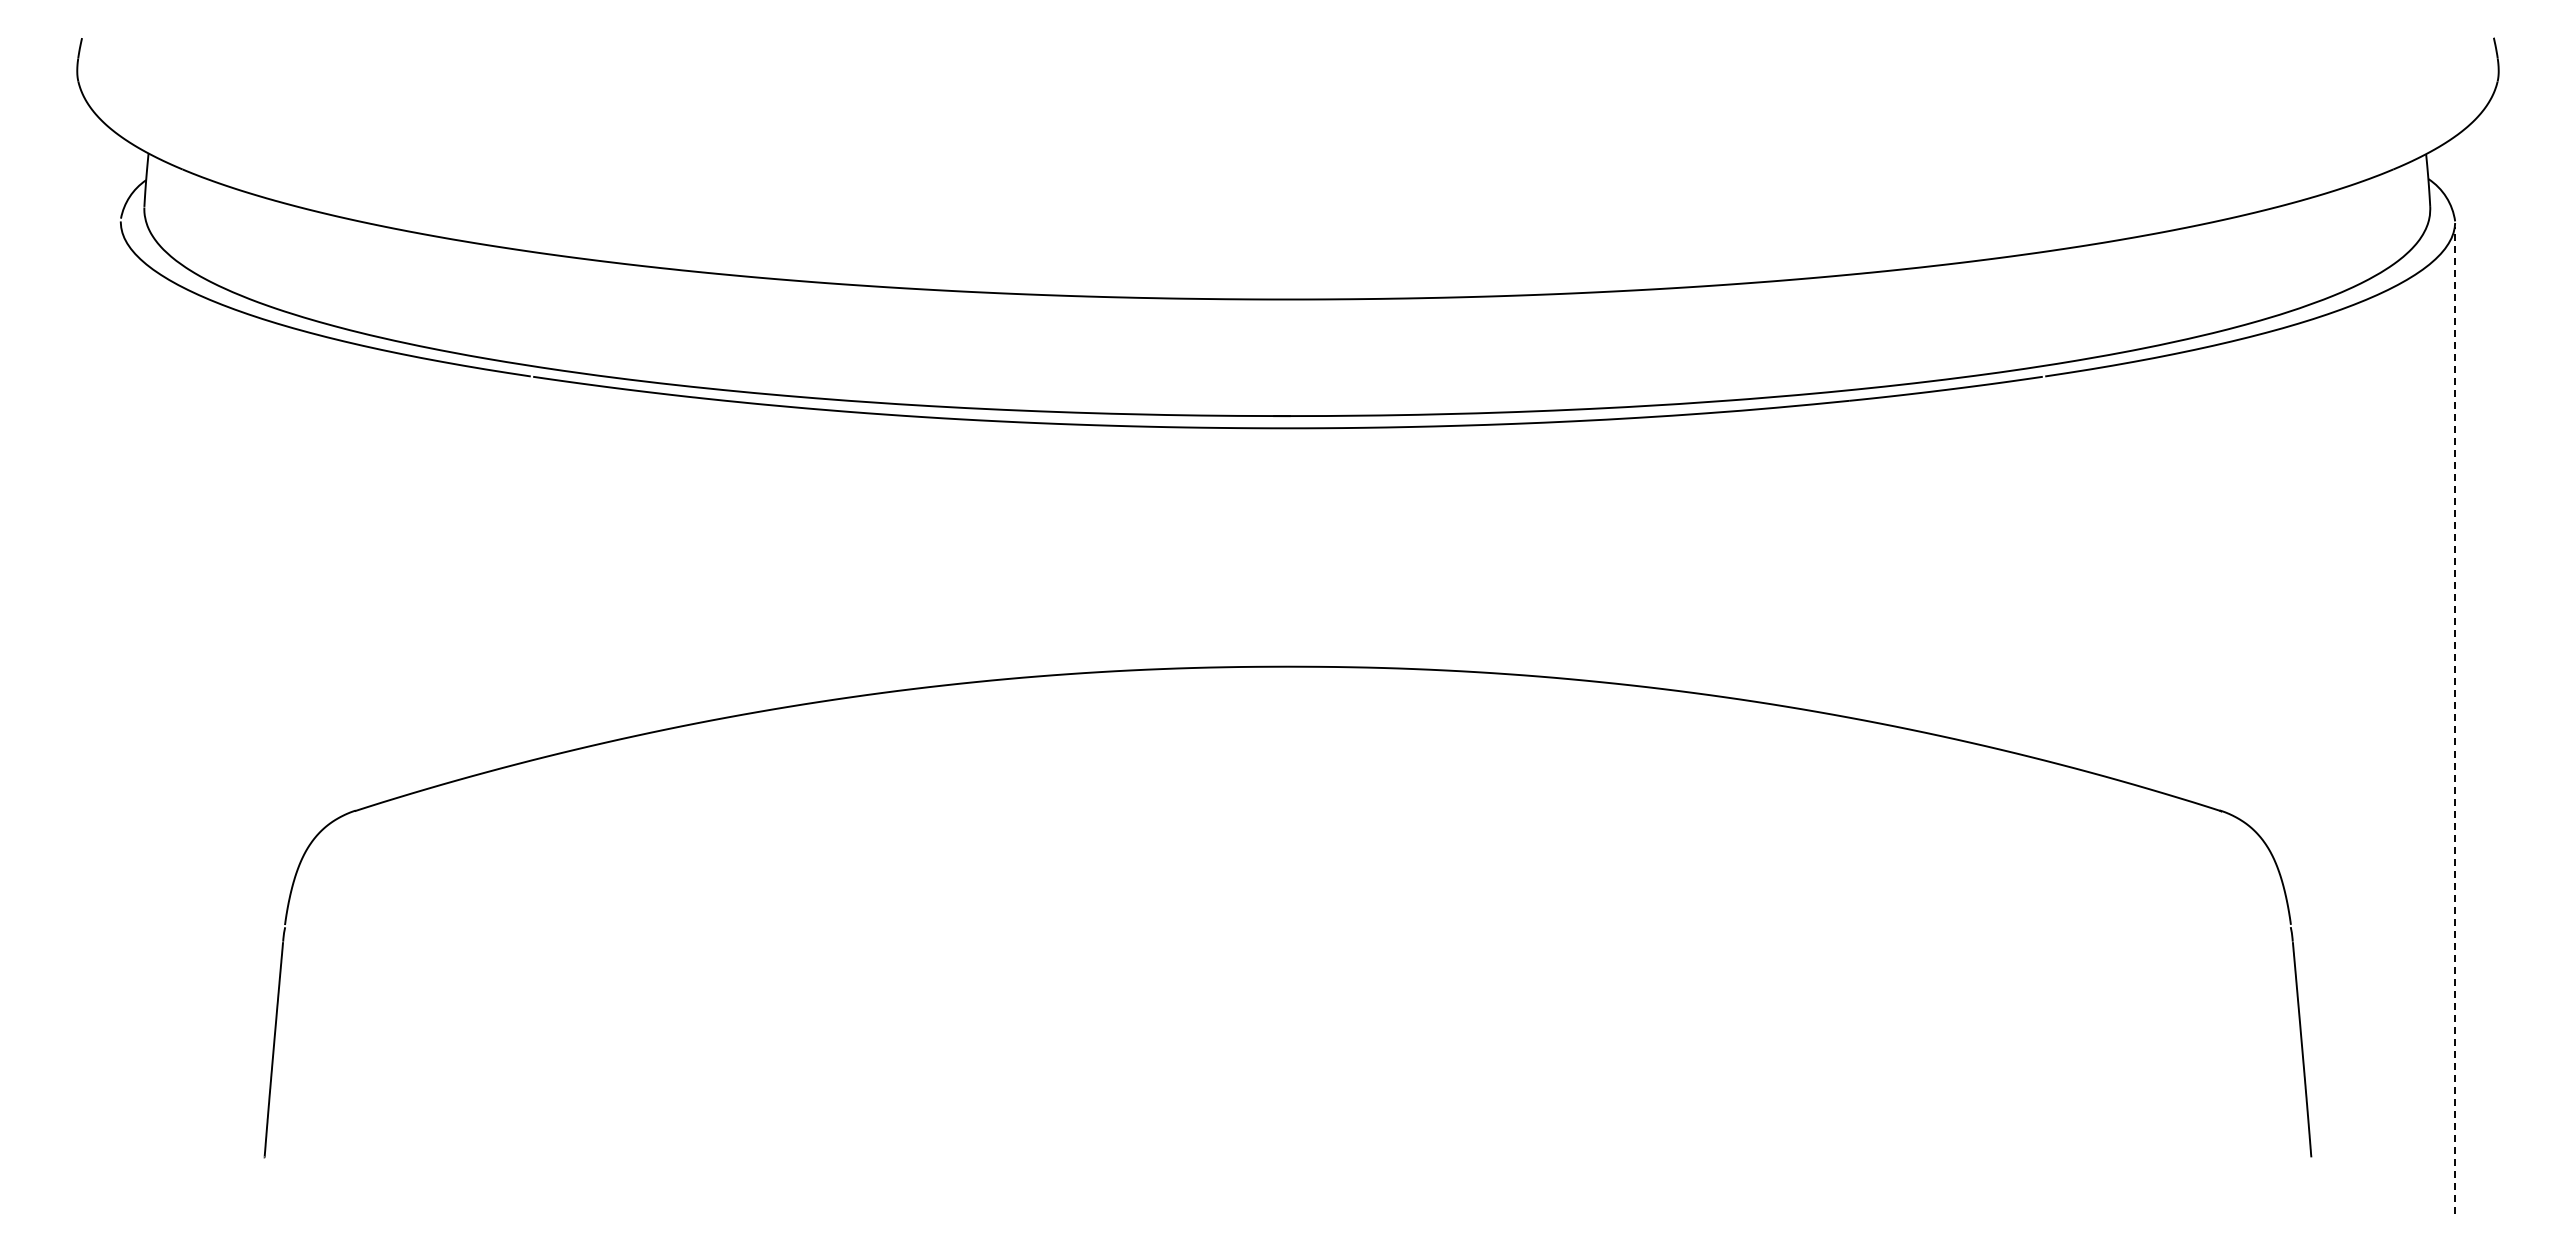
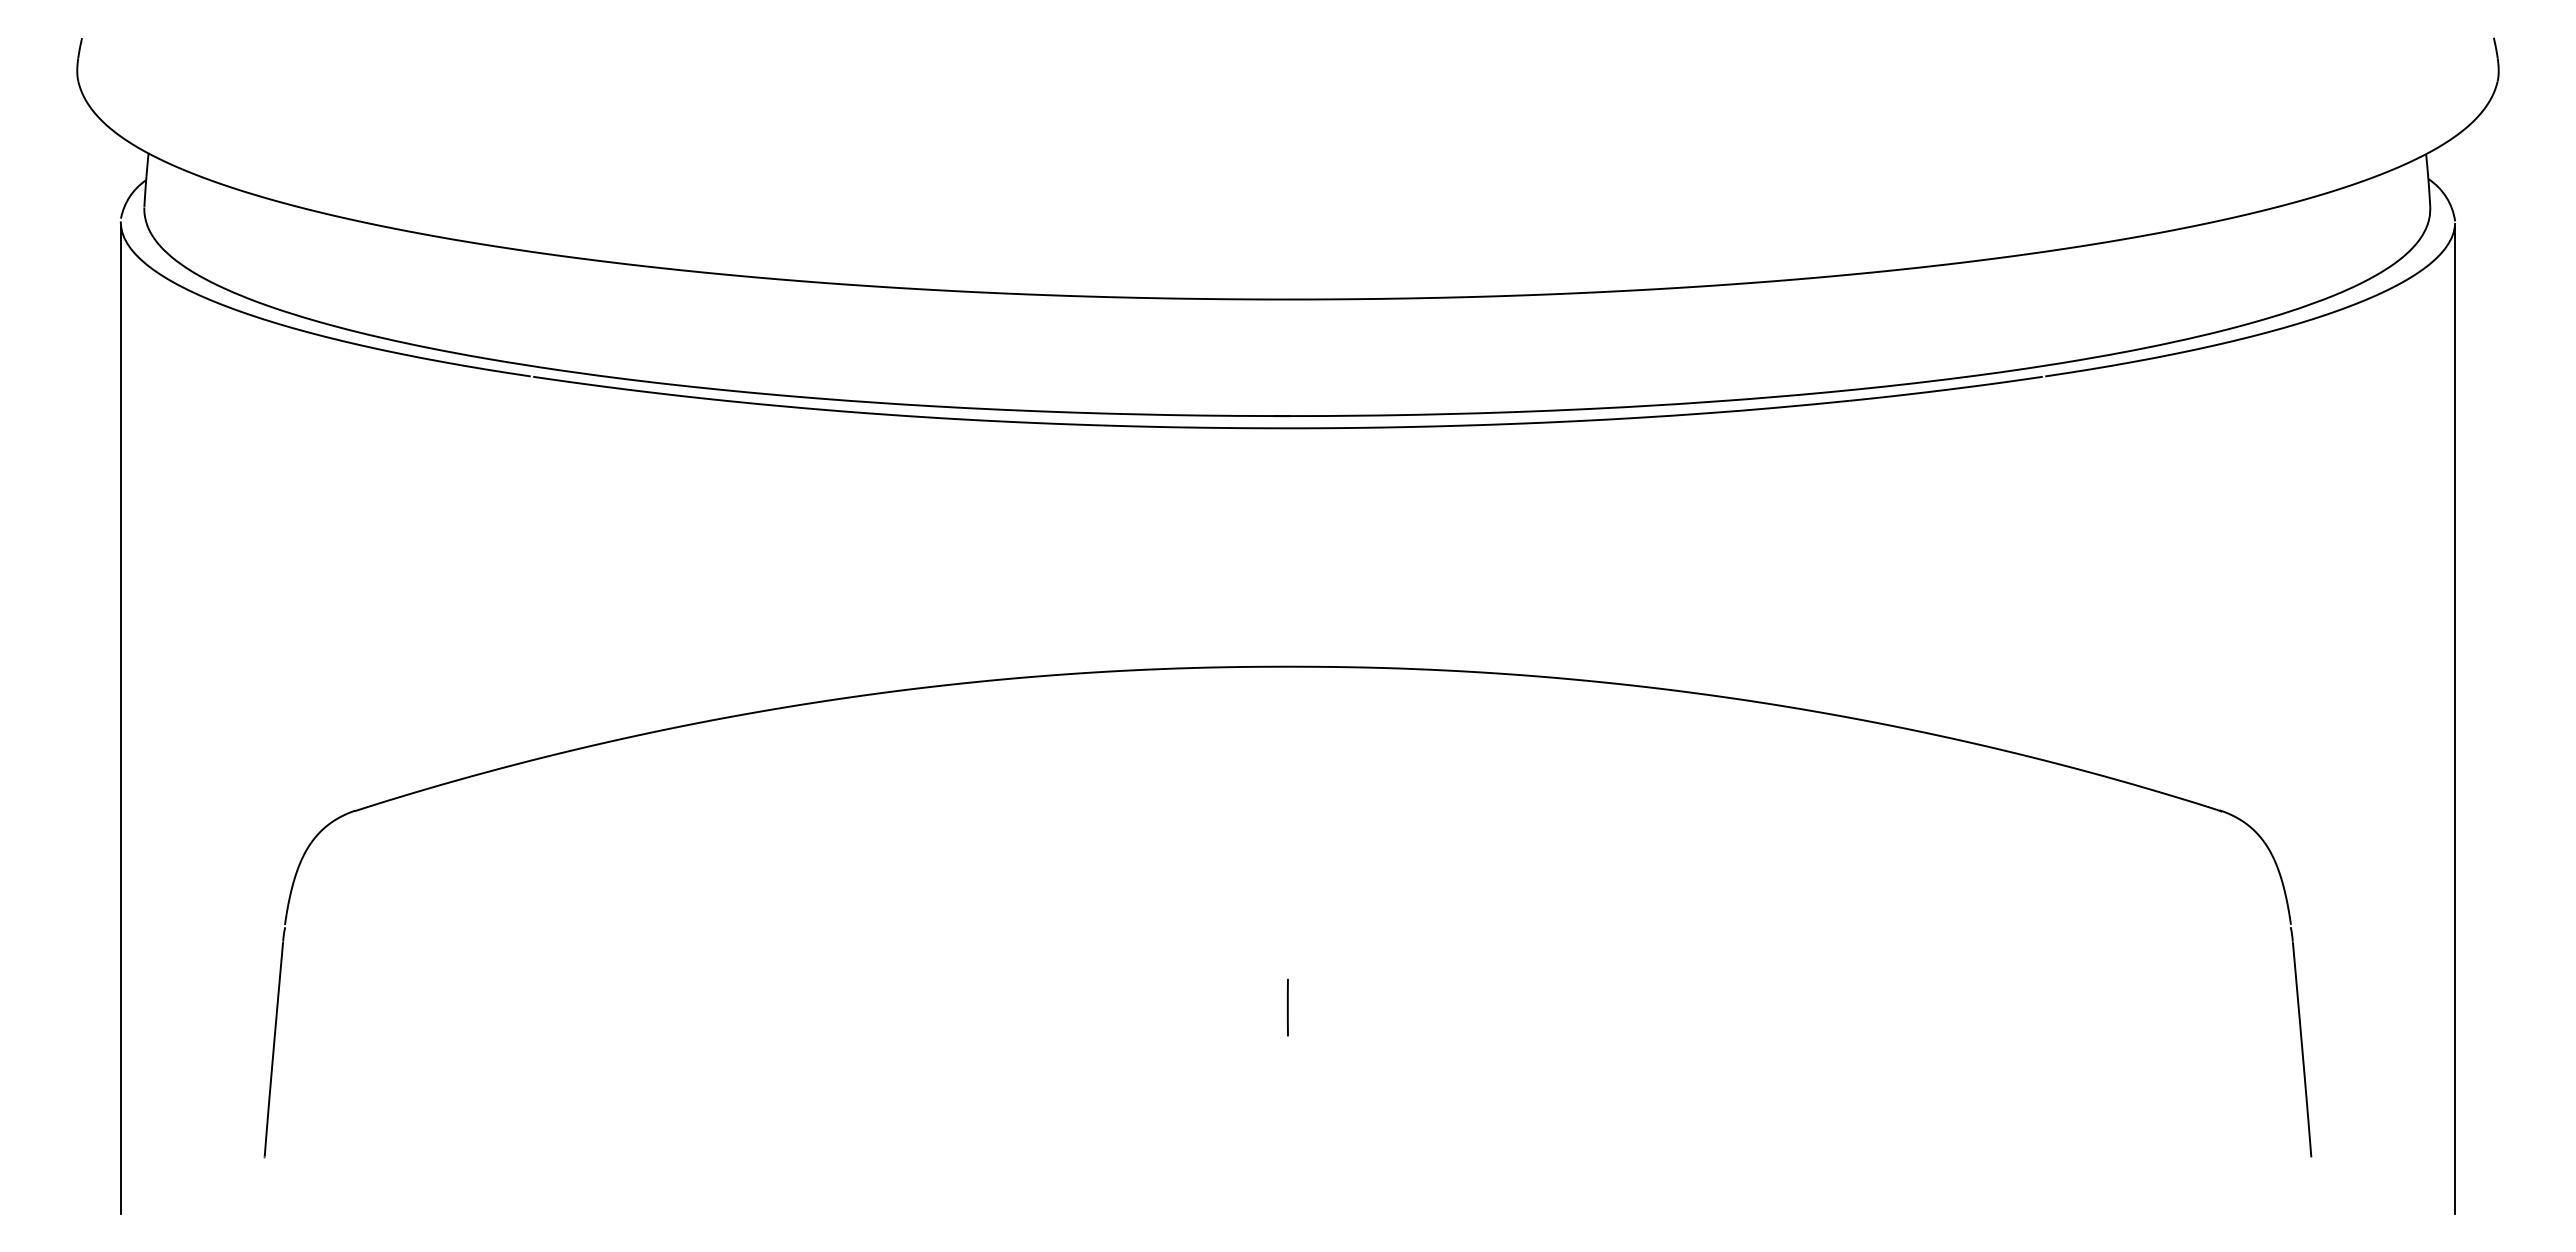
line: none -> present (120, 720)
line: dashed -> solid (2455, 720)
line: none -> present (1287, 1007)
